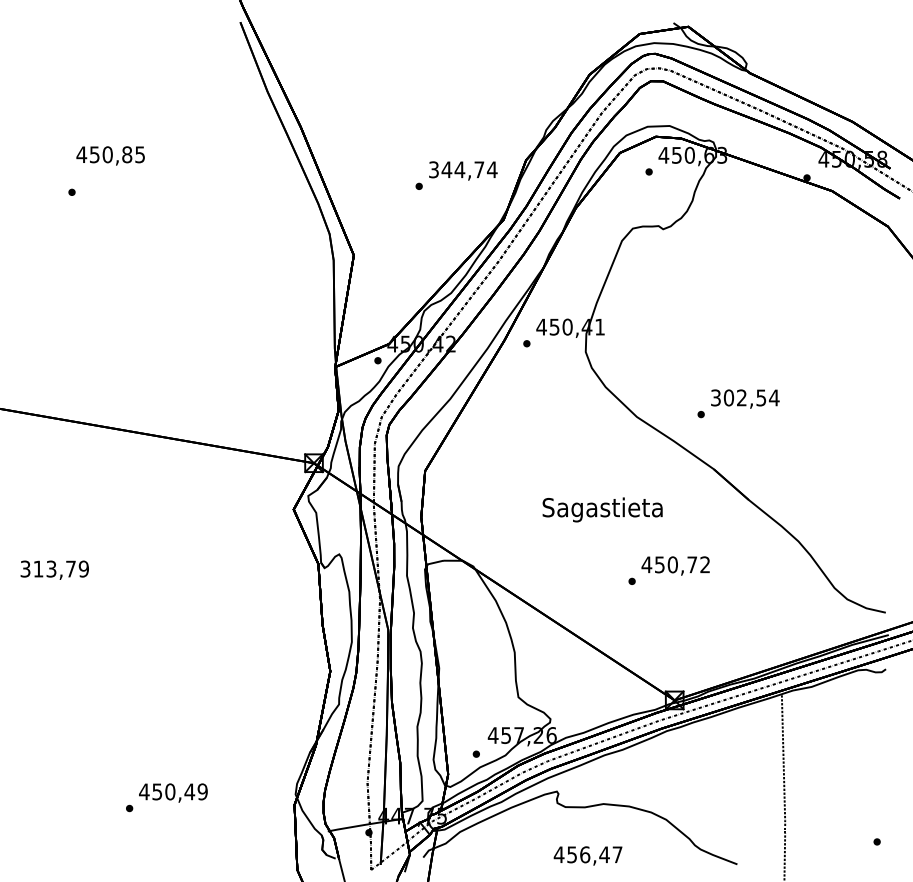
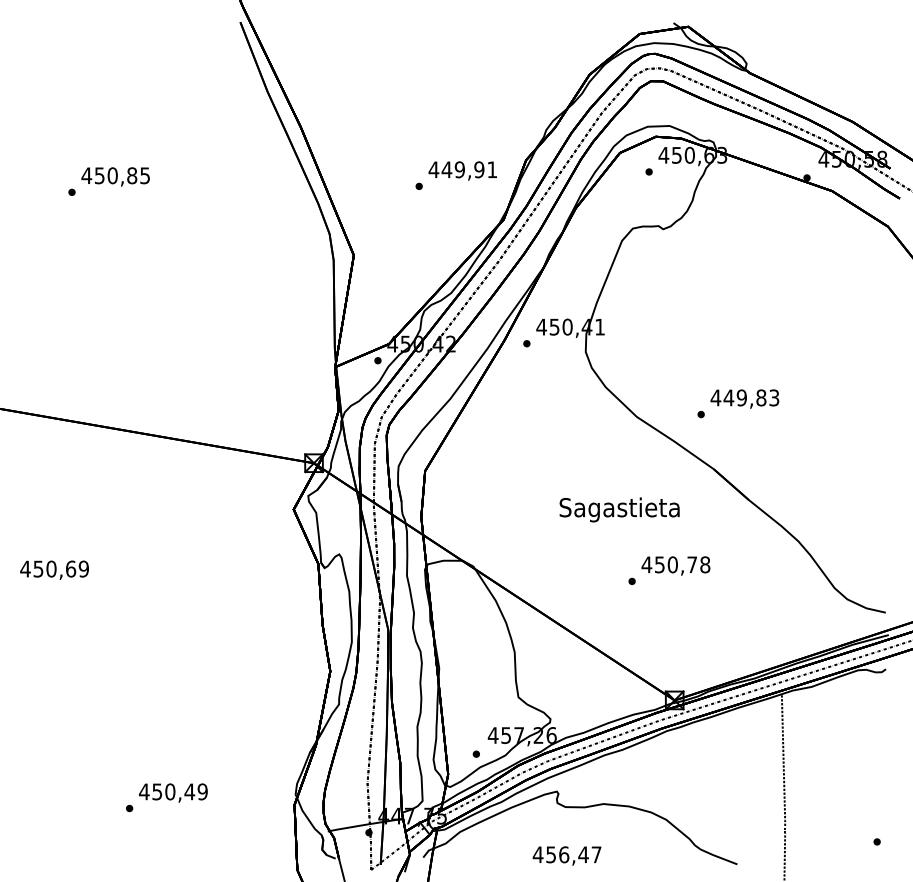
text position: (110, 155) -> (115, 176) (115, 176)
text: 344,74 -> 449,91 (462, 169)
text: 302,54 -> 449,83 (744, 397)
text position: (602, 509) -> (619, 509) (619, 509)
text: 450,72 -> 450,78 (705, 564)
text: 313,79 -> 450,69 (48, 568)
text position: (587, 855) -> (566, 855) (566, 855)
